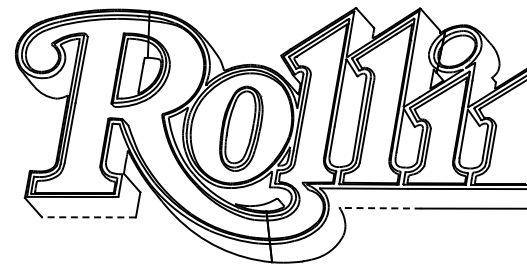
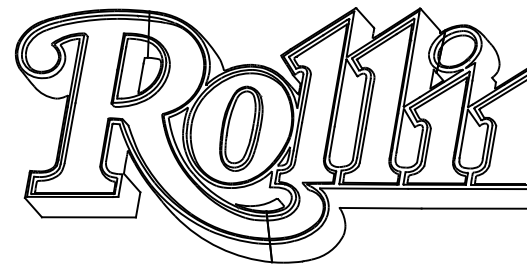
line: dashed -> solid (380, 208)
line: dashed -> solid (88, 217)
